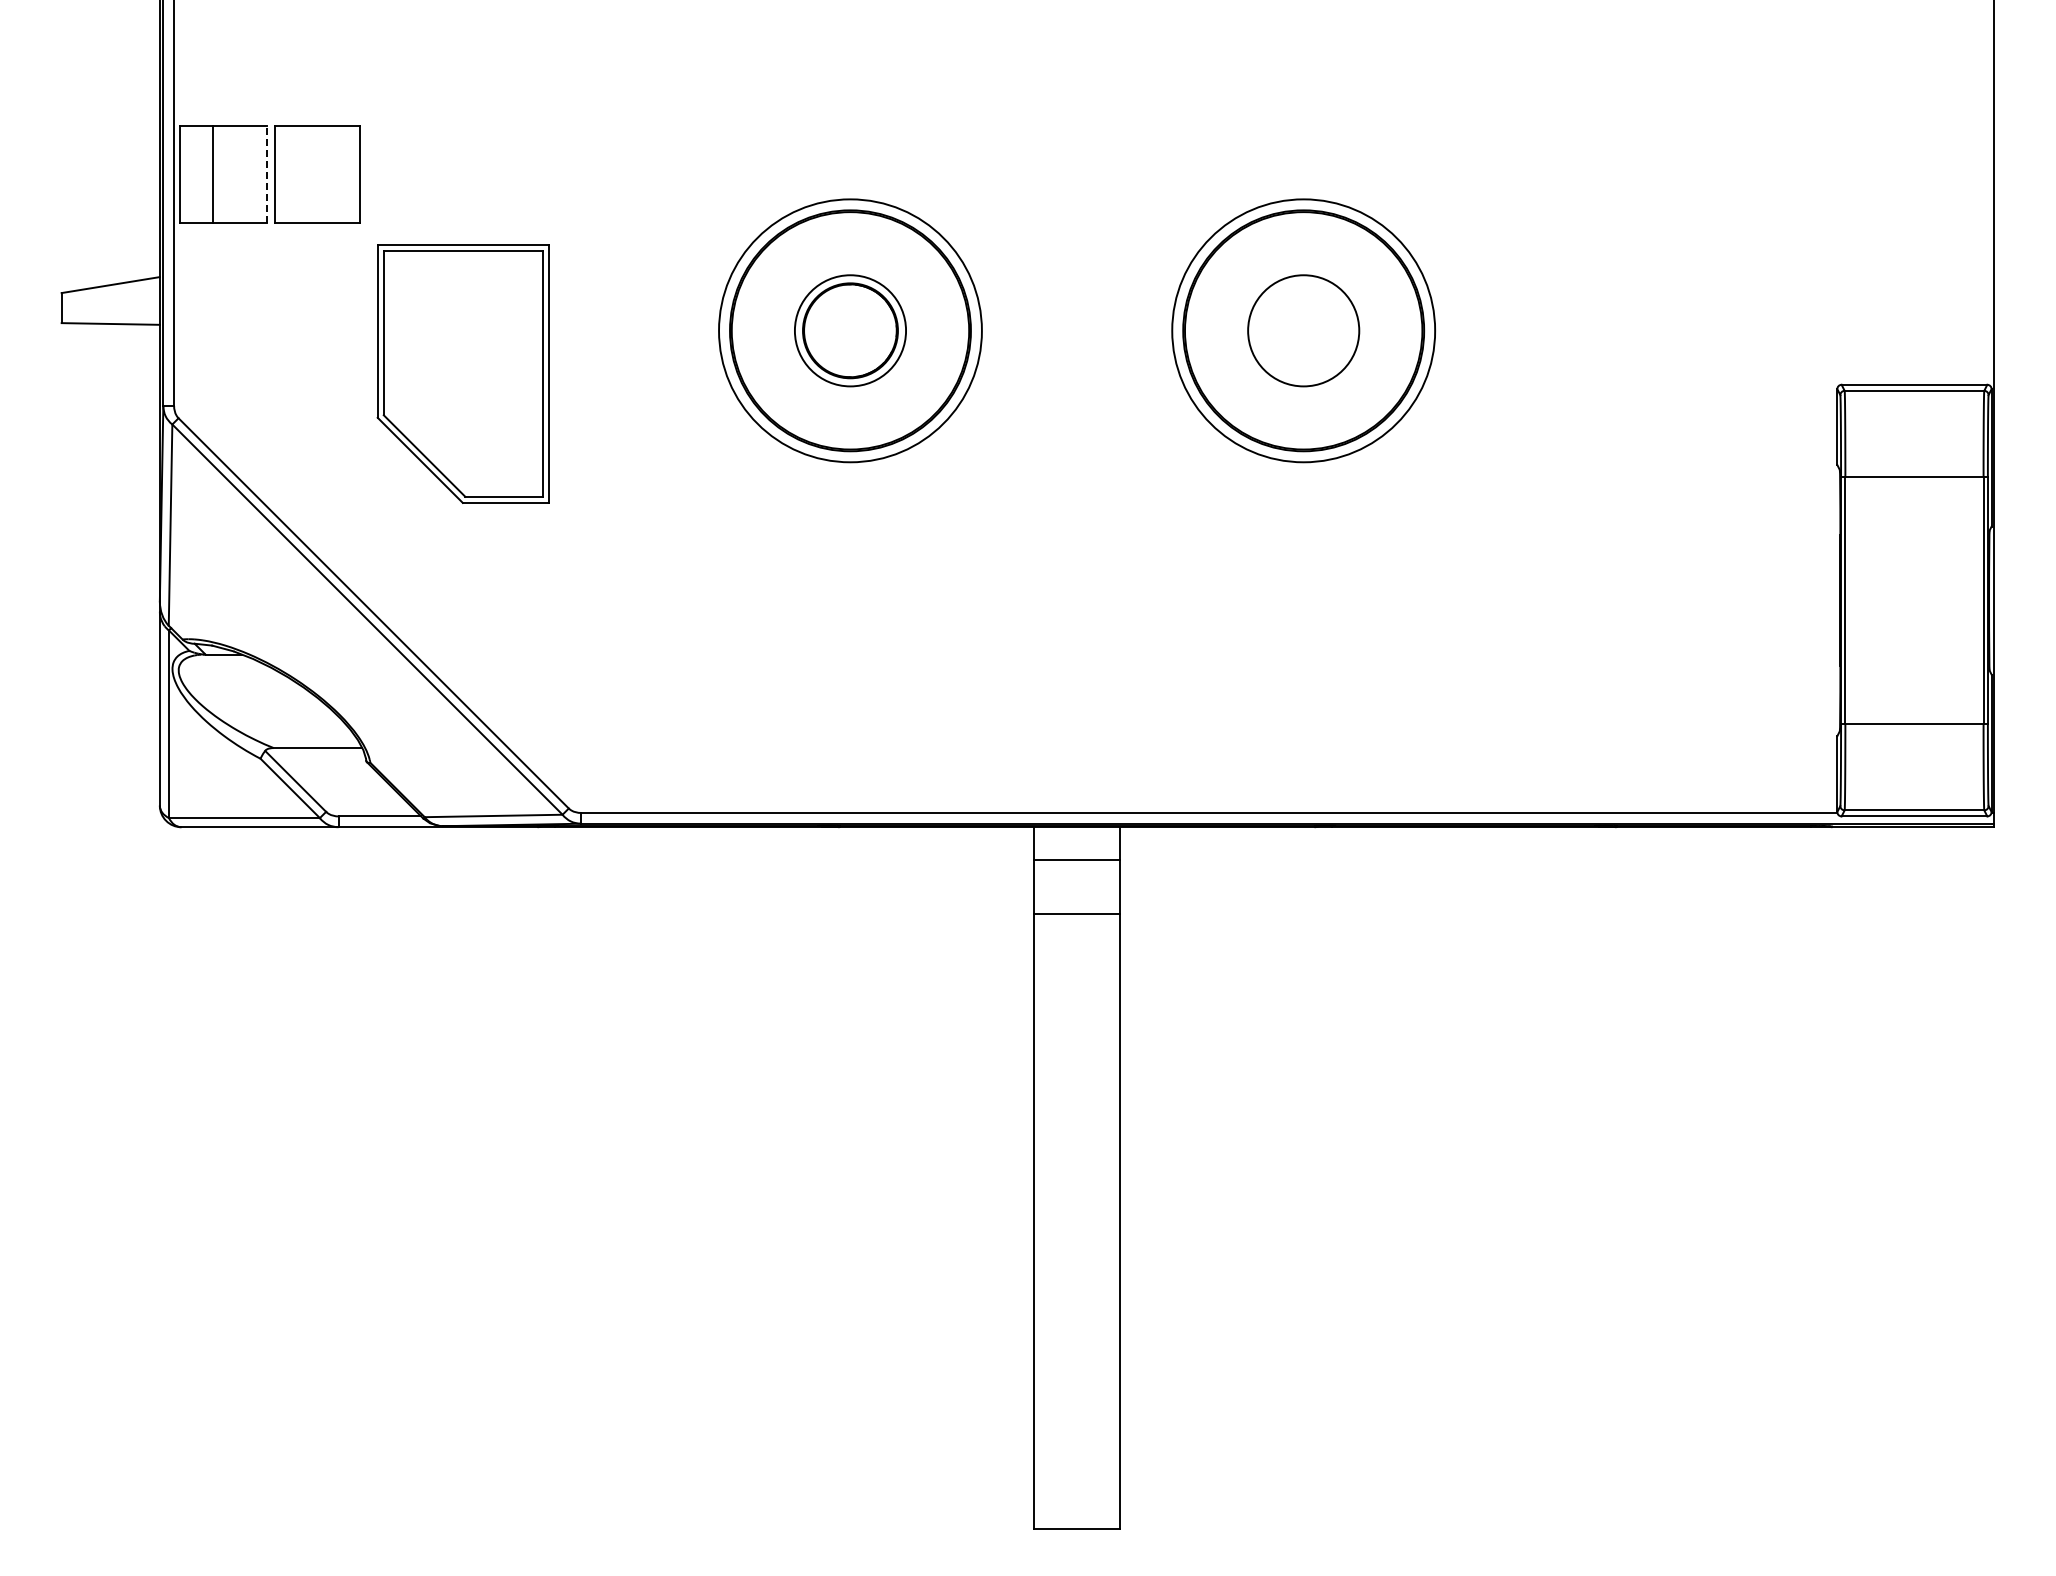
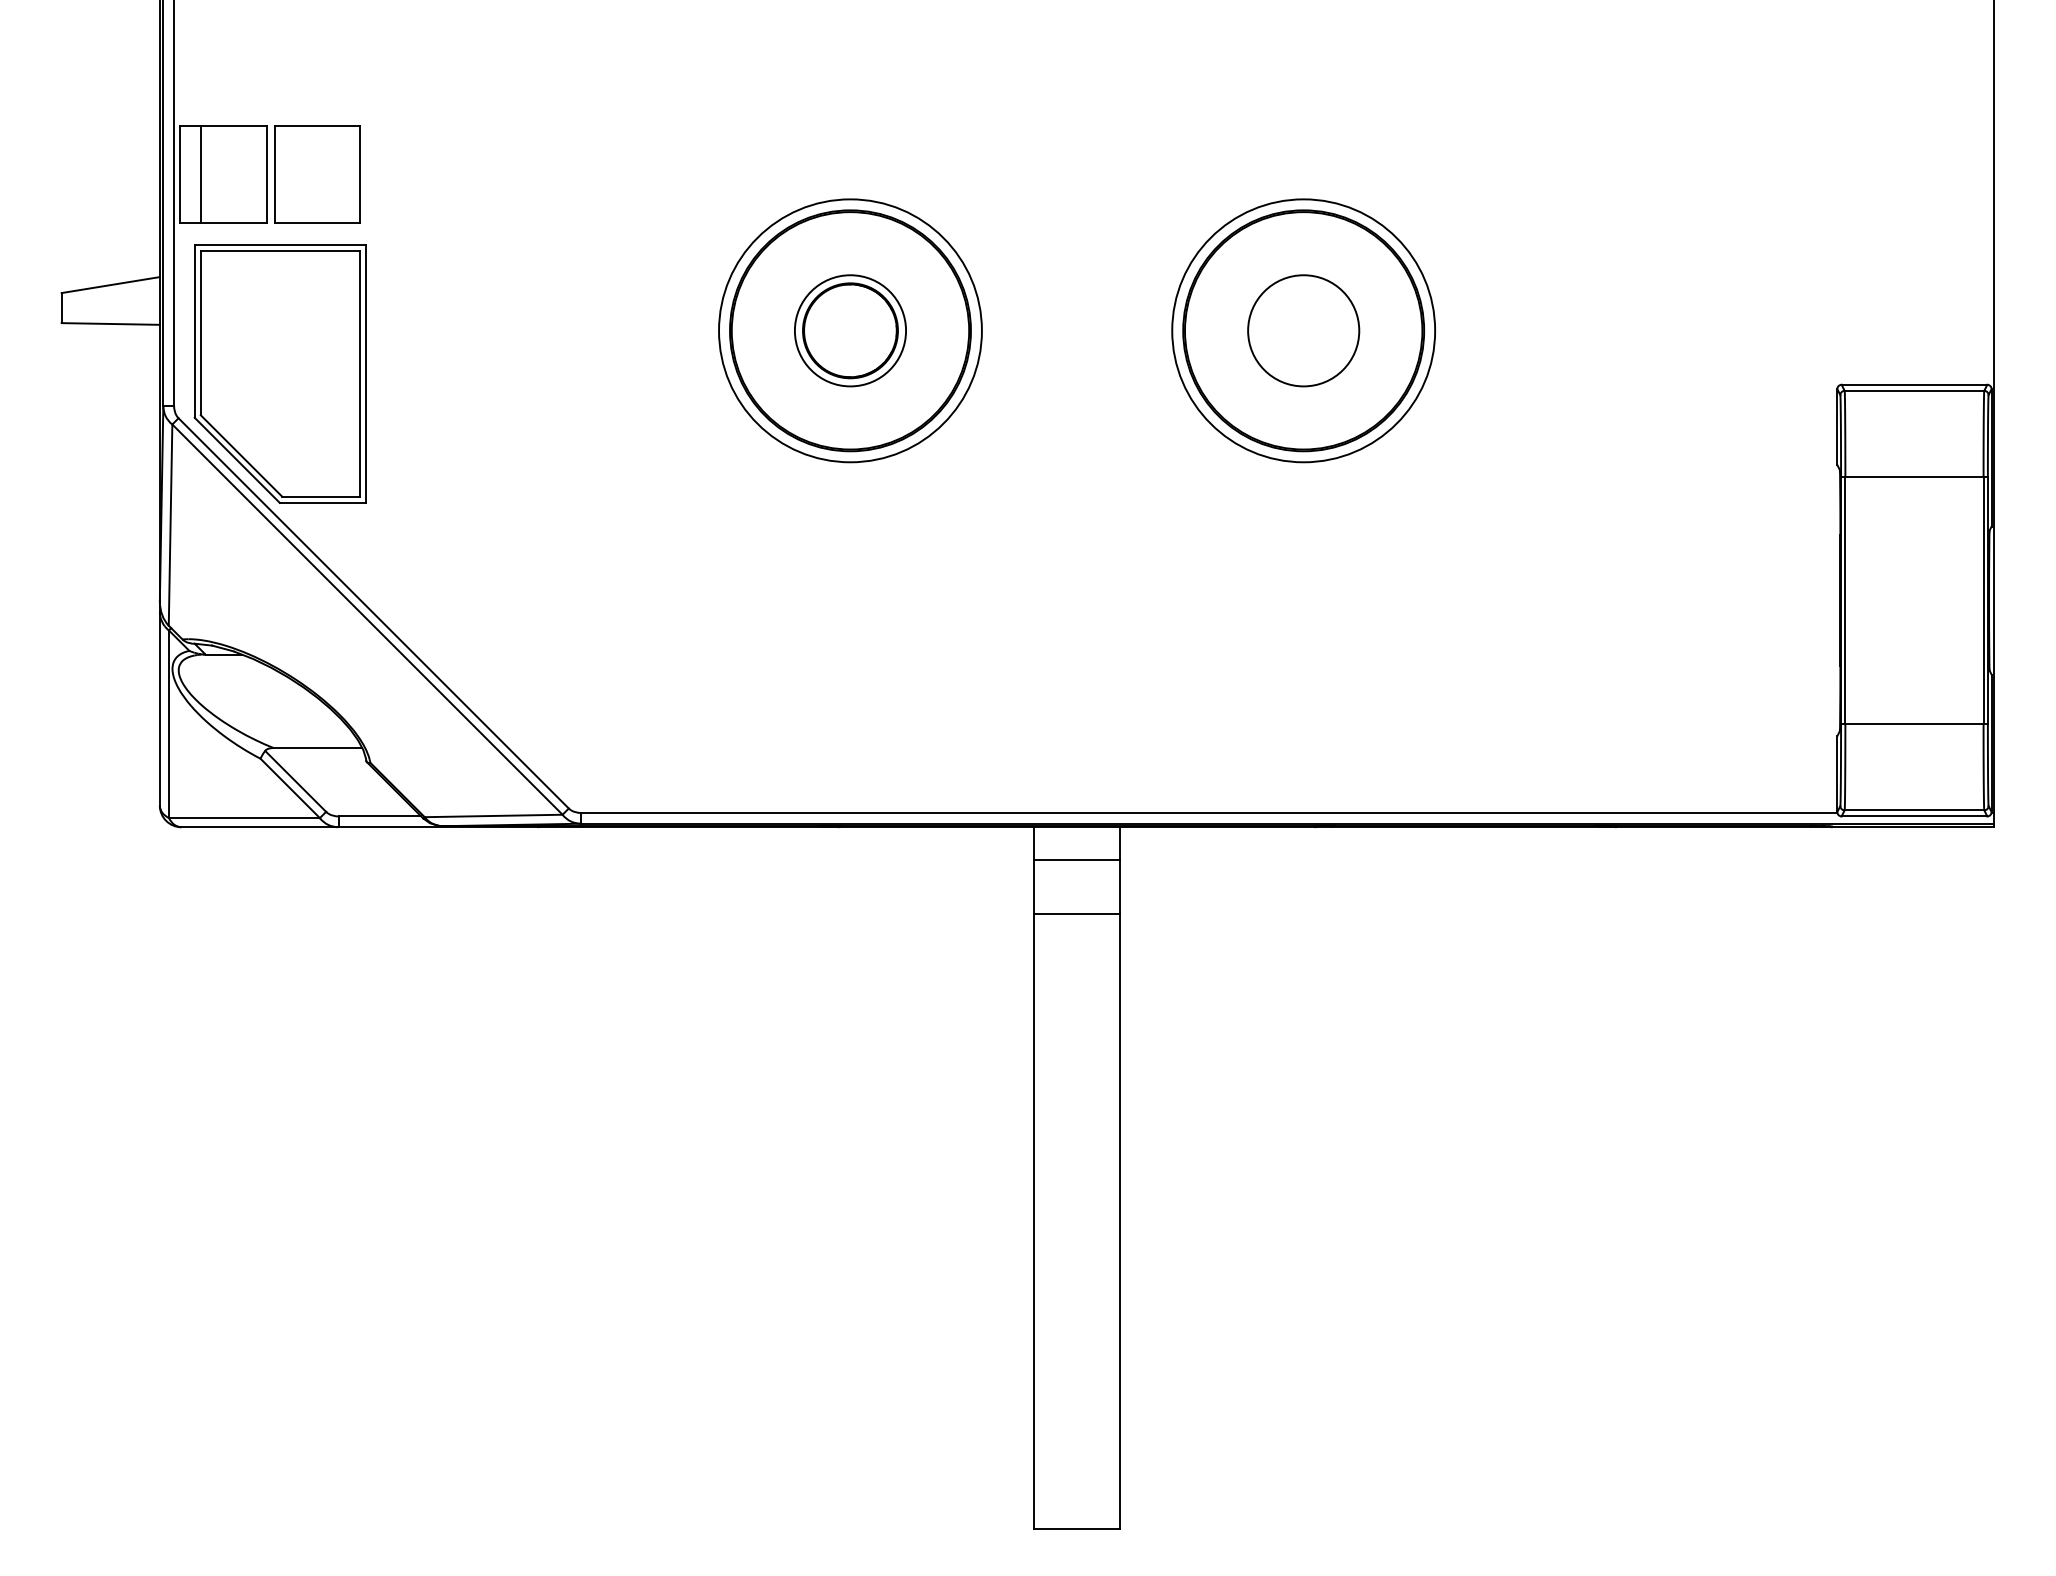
line position: (213, 173) -> (201, 173) (201, 173)
line: dashed -> solid (266, 174)
part position: (462, 373) -> (279, 373) (279, 373)
